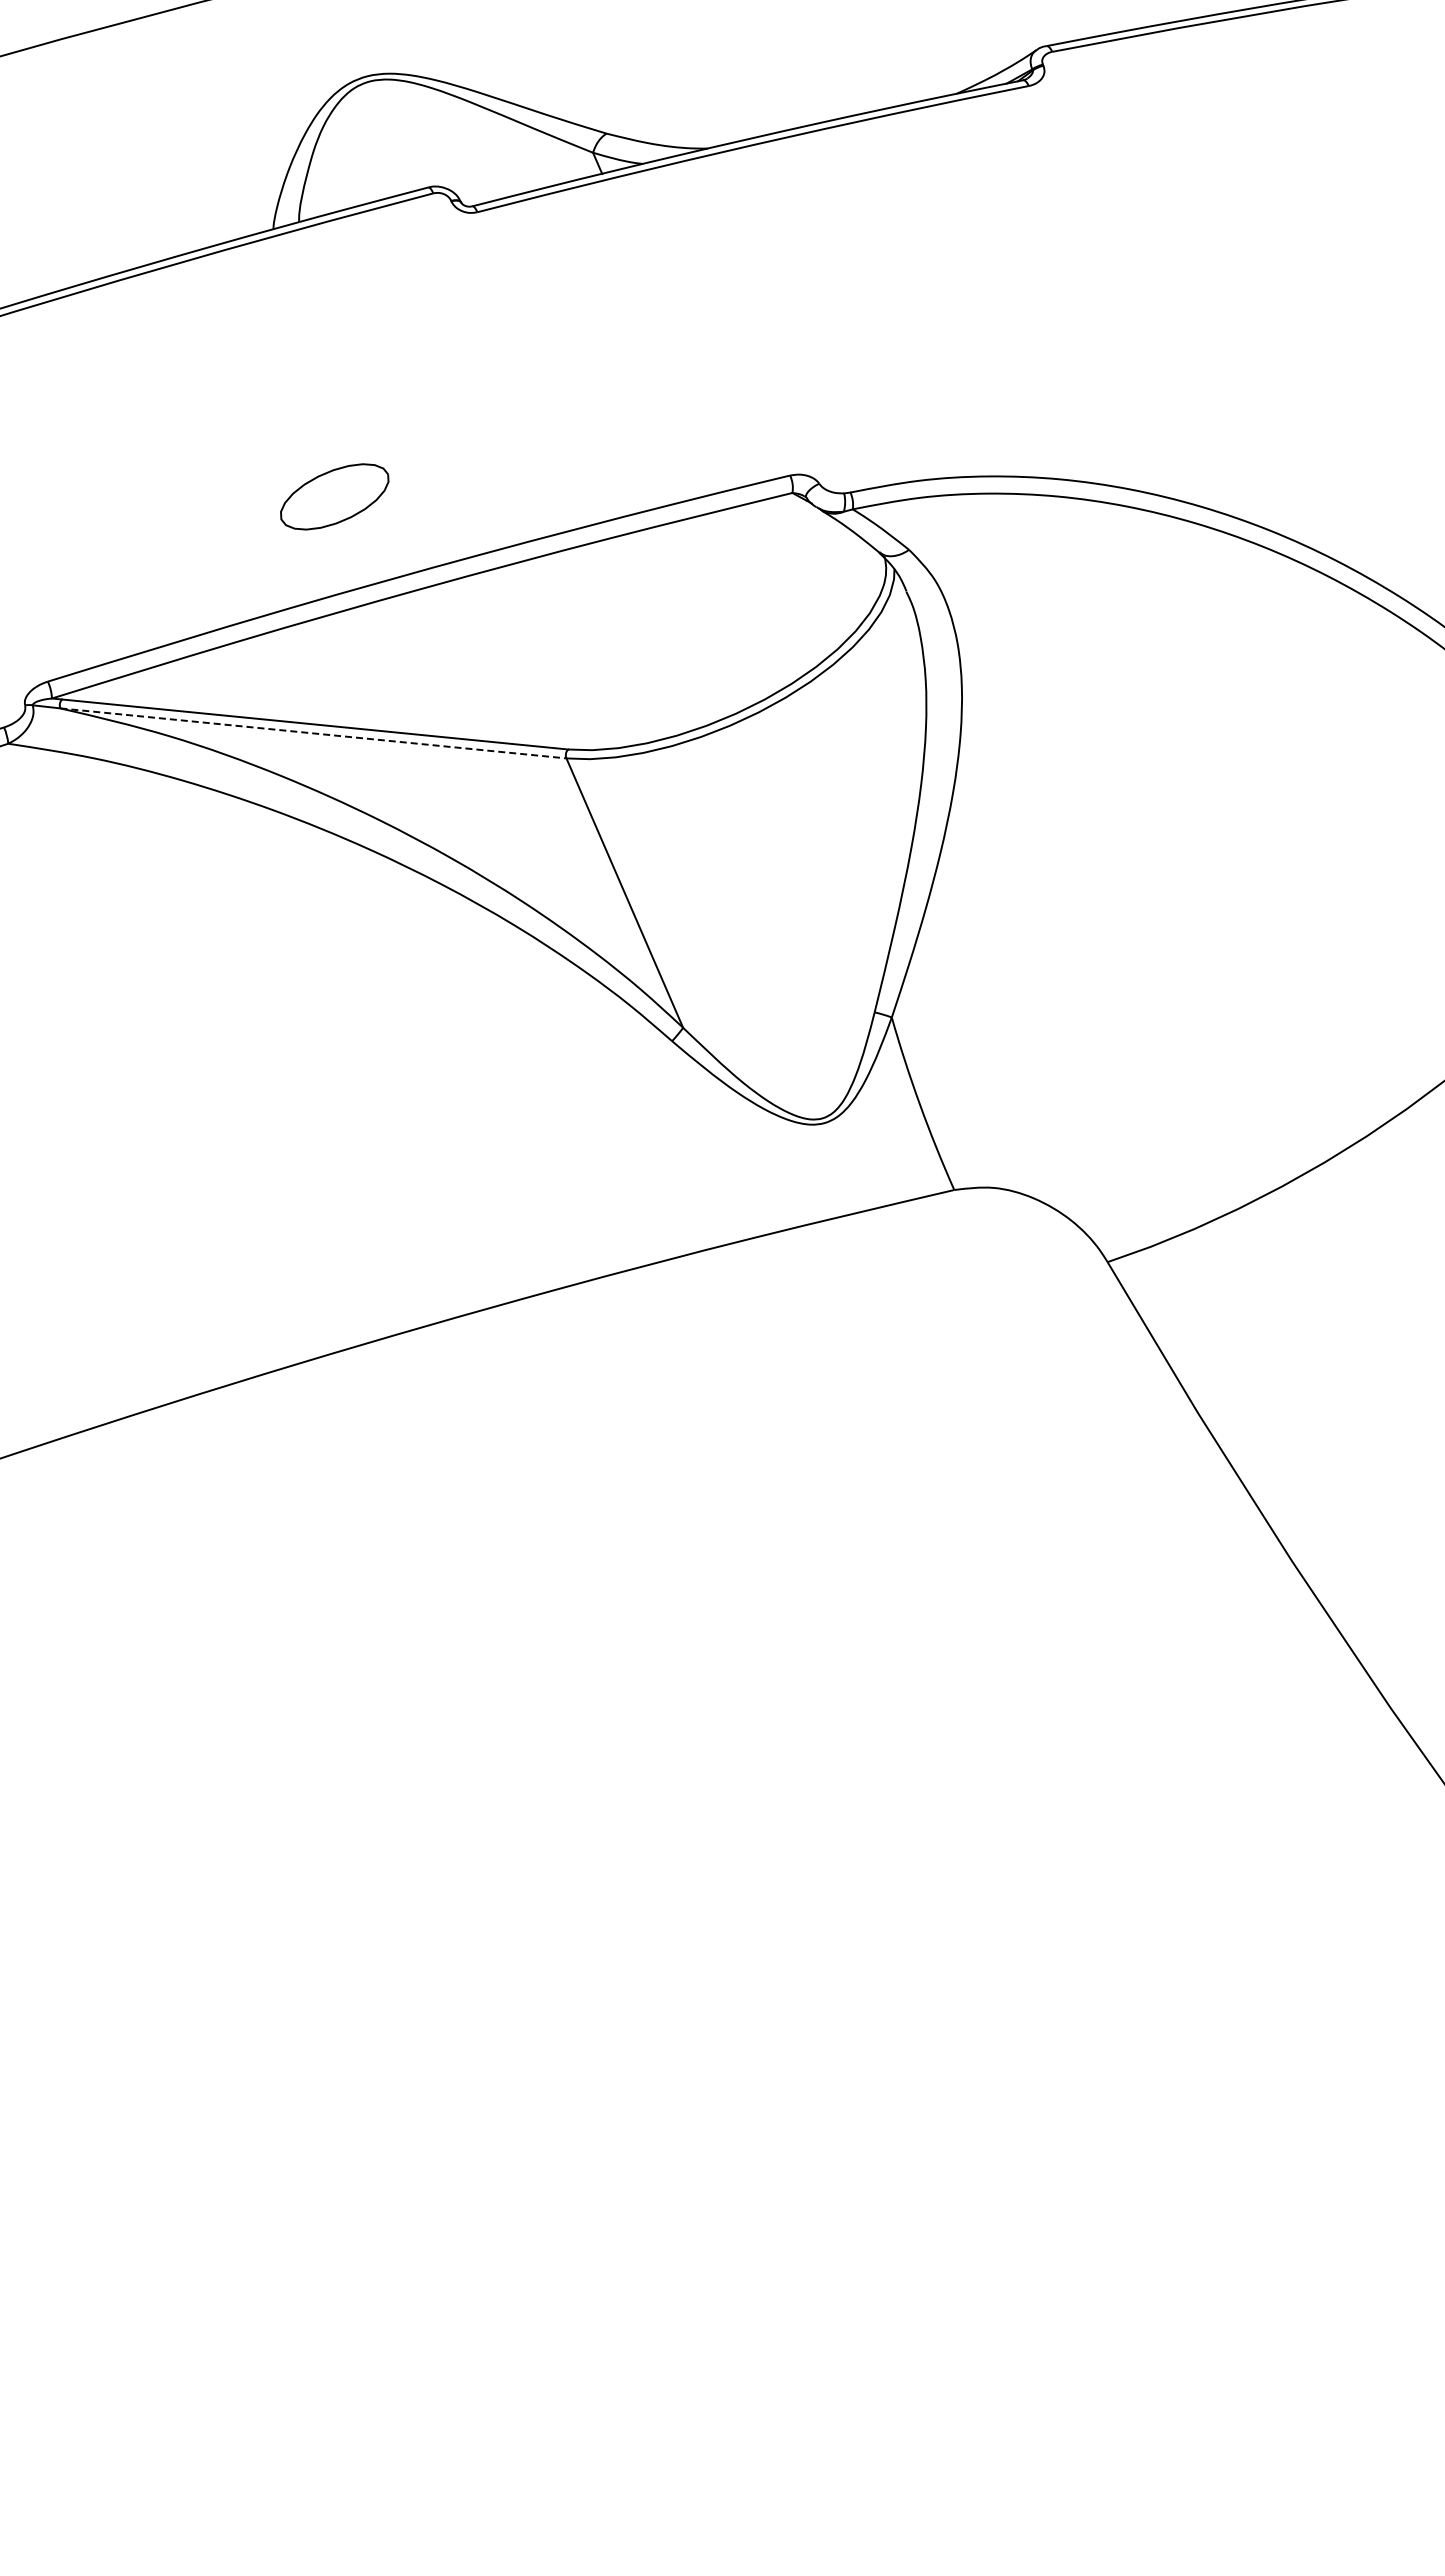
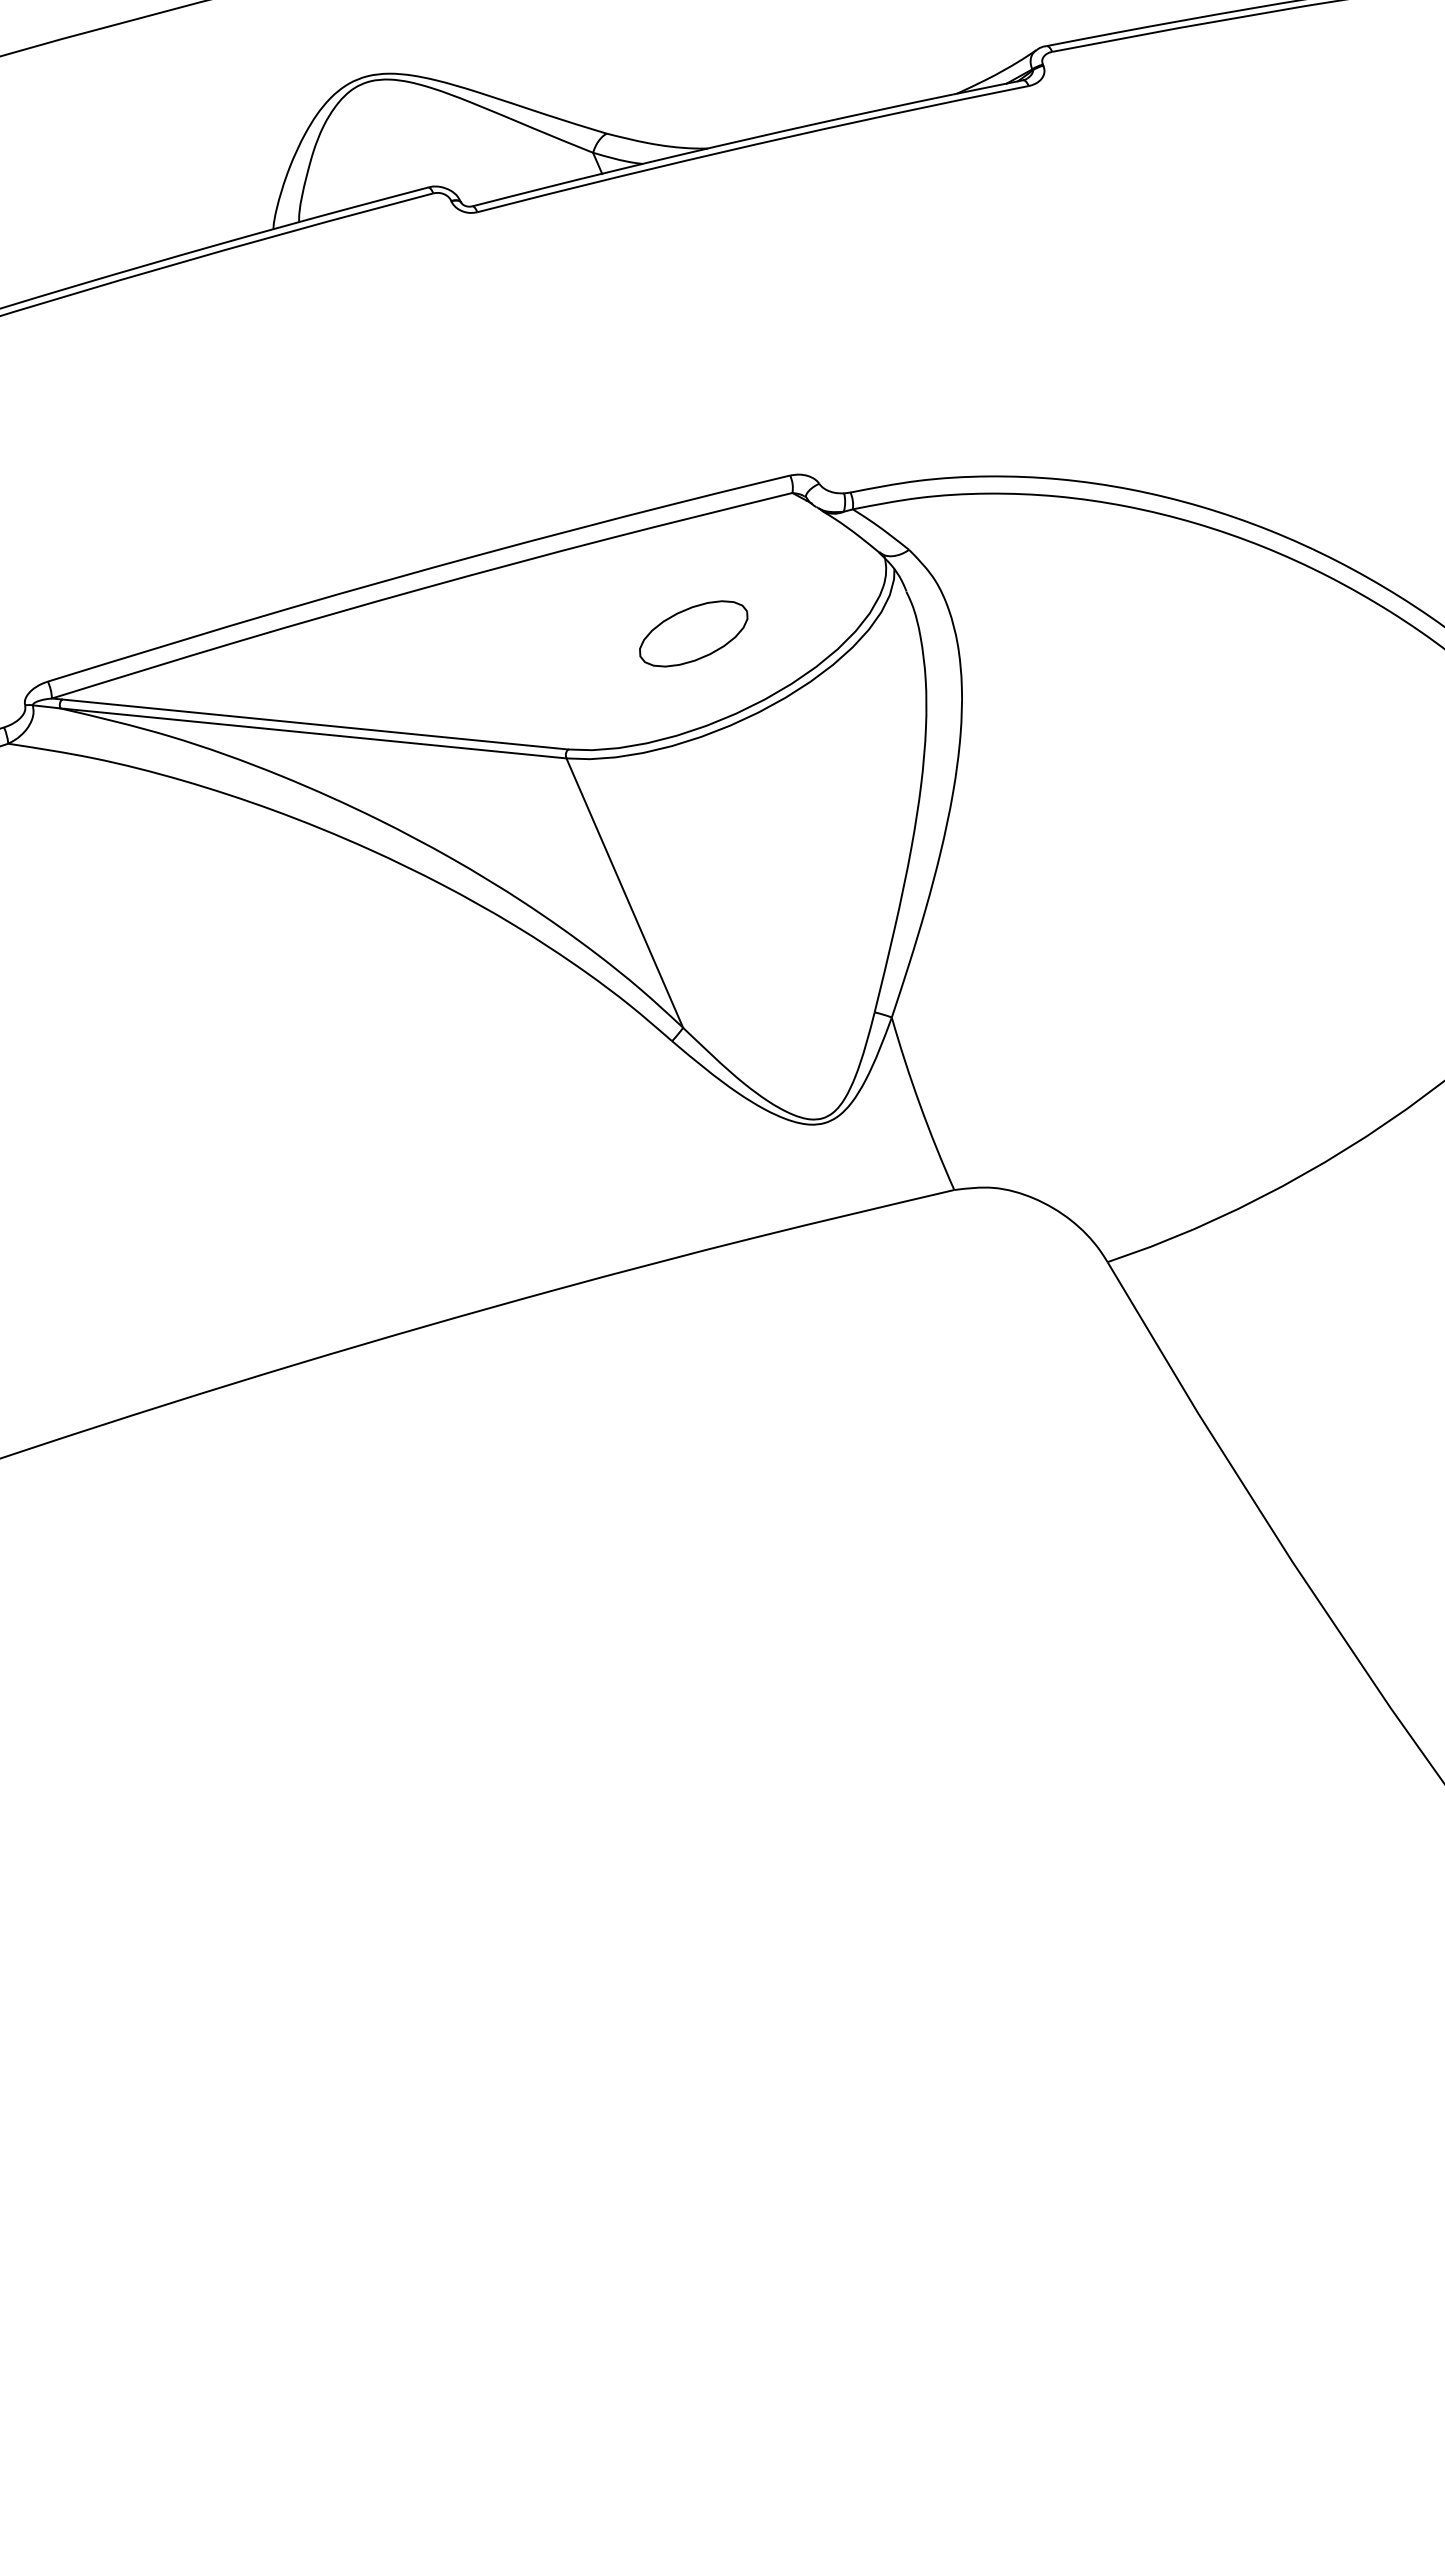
part position: (334, 496) -> (693, 633) (693, 633)
line: dashed -> solid (313, 733)
